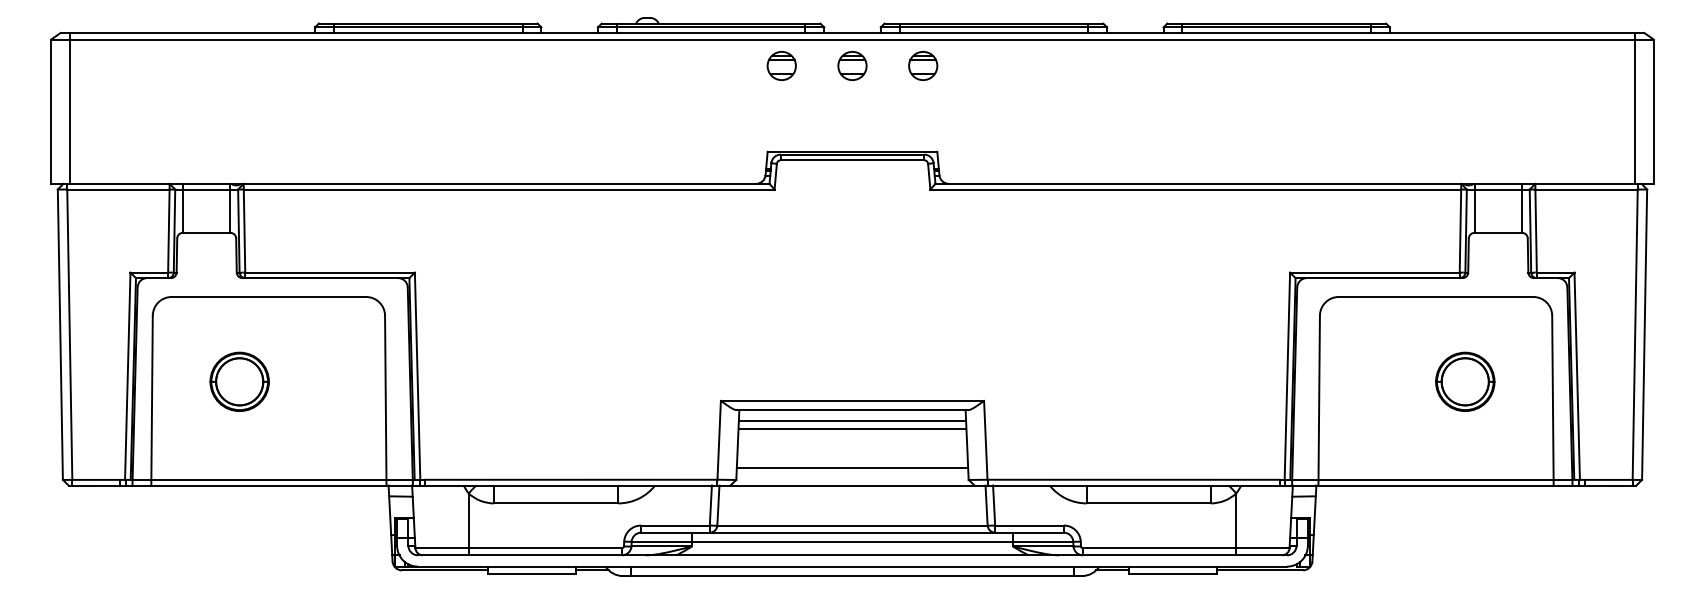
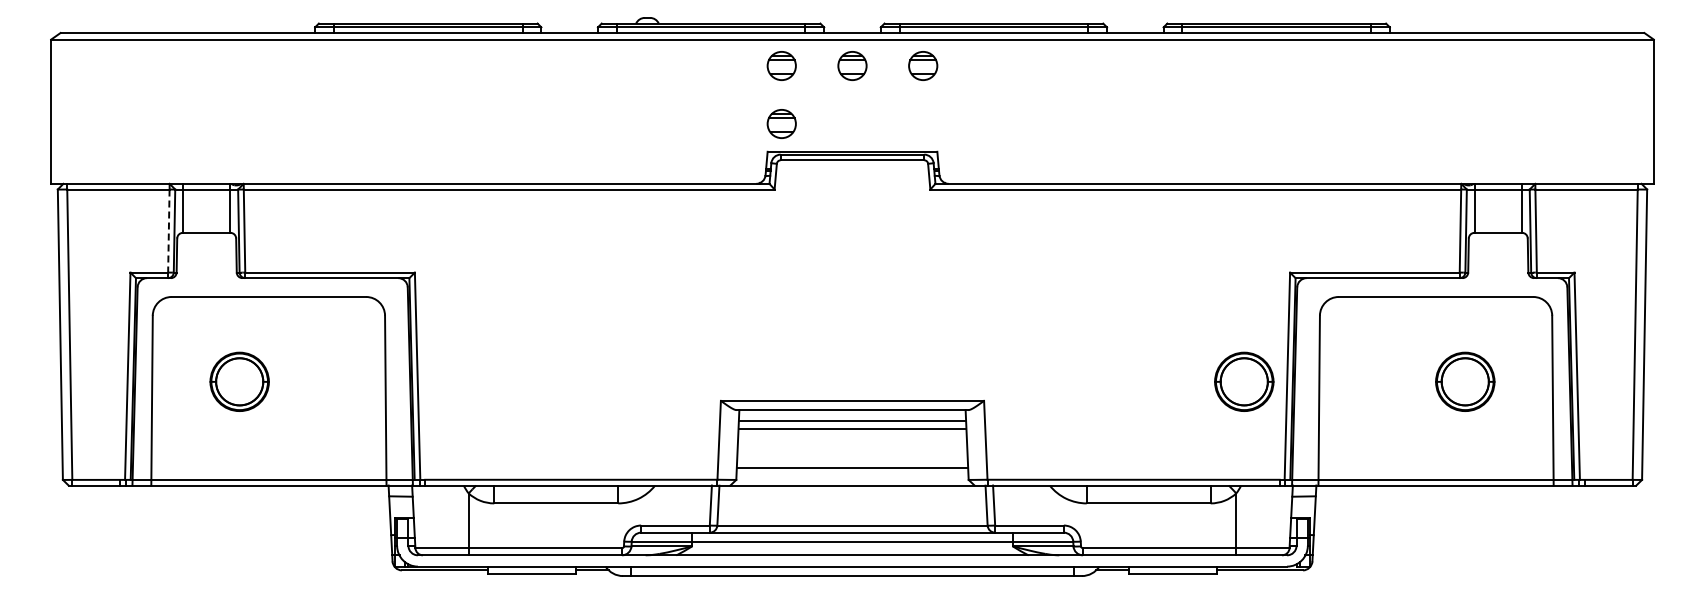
line: present -> none (70, 108)
line: present -> none (1634, 108)
part: none -> present (781, 123)
line: solid -> dashed (168, 231)
part: none -> present (1244, 381)
